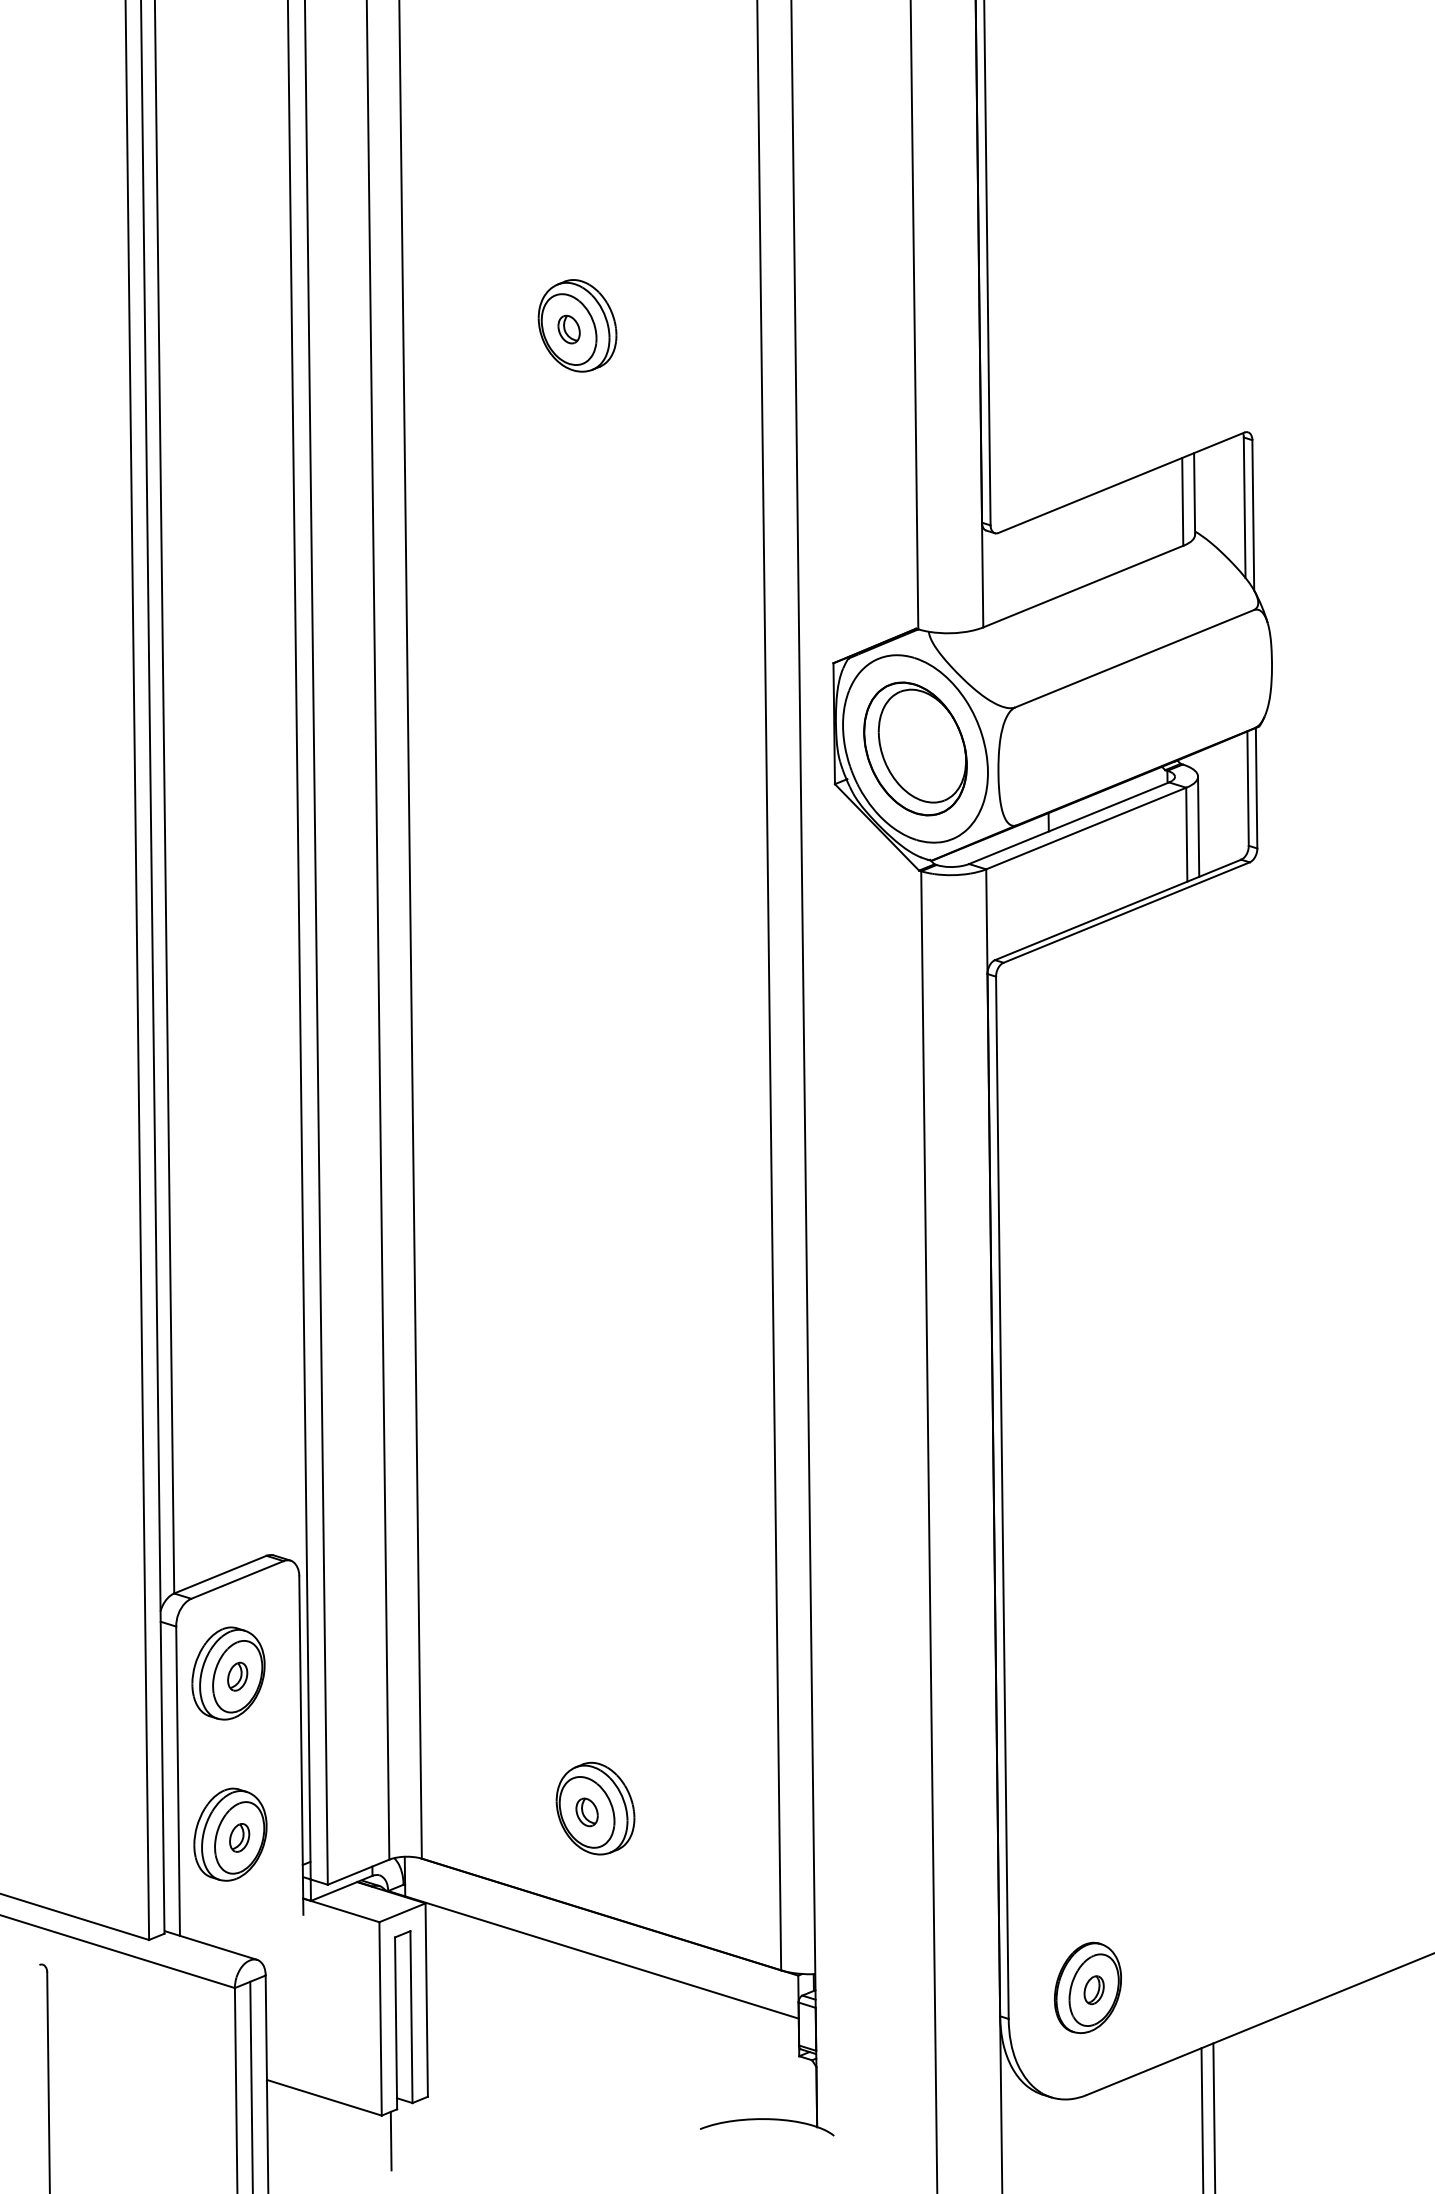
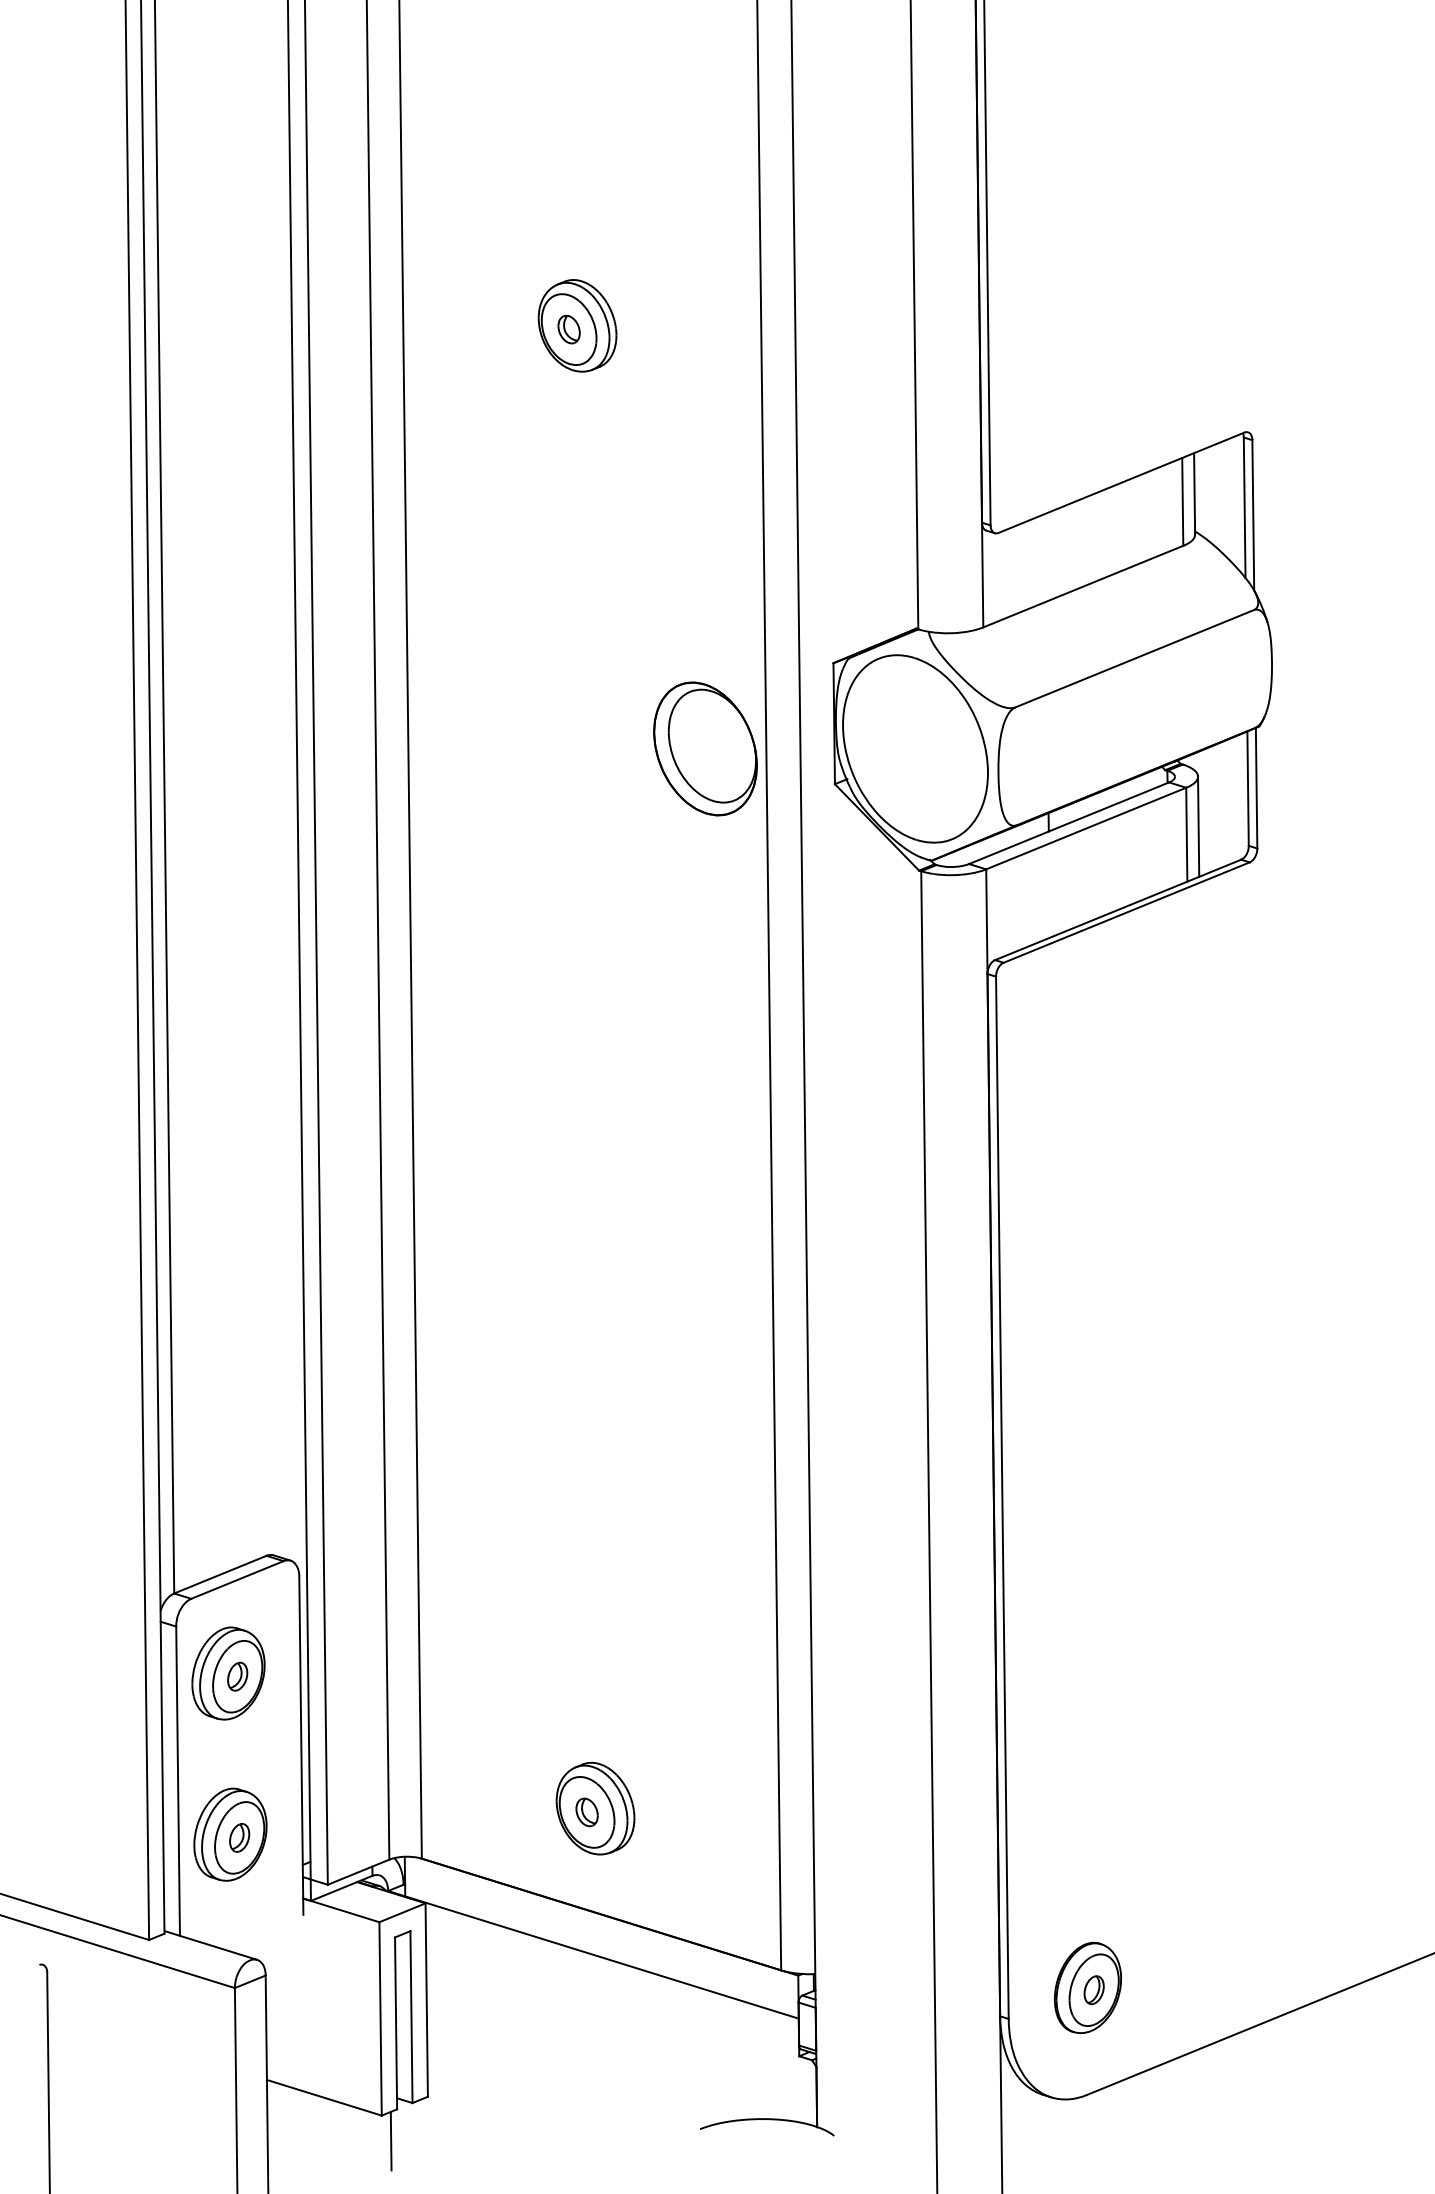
part position: (915, 748) -> (705, 748) (705, 748)
line: present -> none (251, 2085)
line: present -> none (1214, 2116)
line: present -> none (1202, 2119)
